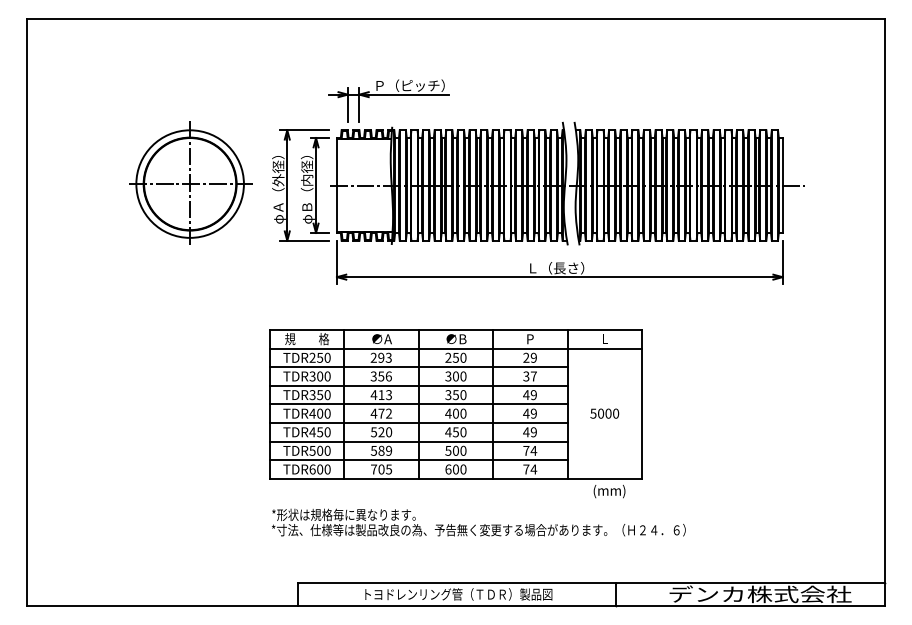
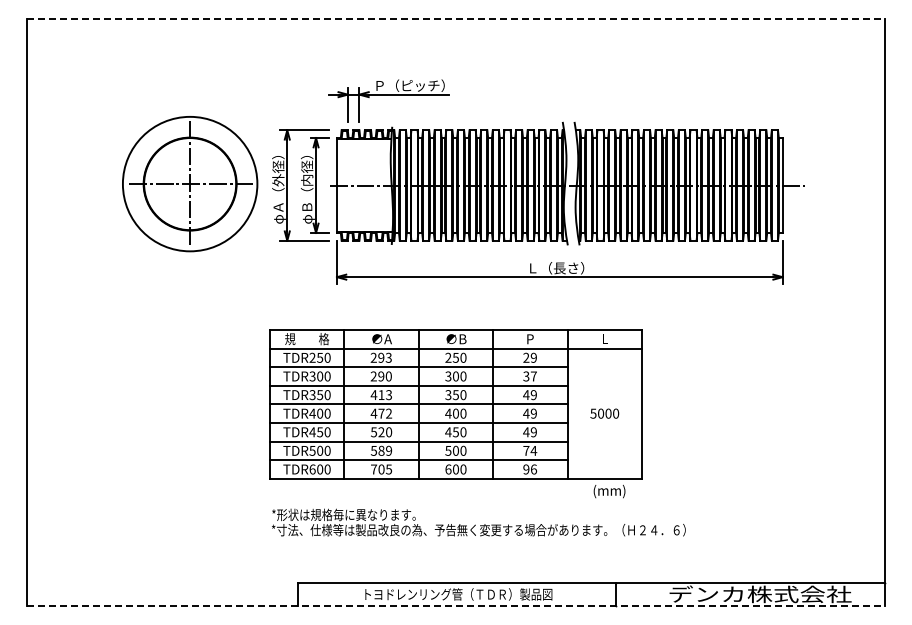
line: solid -> dashed (455, 18)
circle diameter: 108 px -> 134 px (189, 183)
text: 356 -> 290 (380, 376)
text: 74 -> 96 (530, 469)
line: solid -> dashed (455, 606)
